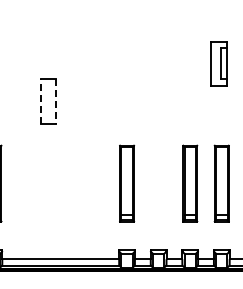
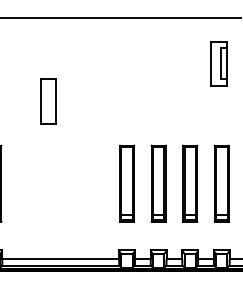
line: none -> present (120, 17)
line: dashed -> solid (40, 101)
line: dashed -> solid (56, 102)
part: none -> present (158, 183)
